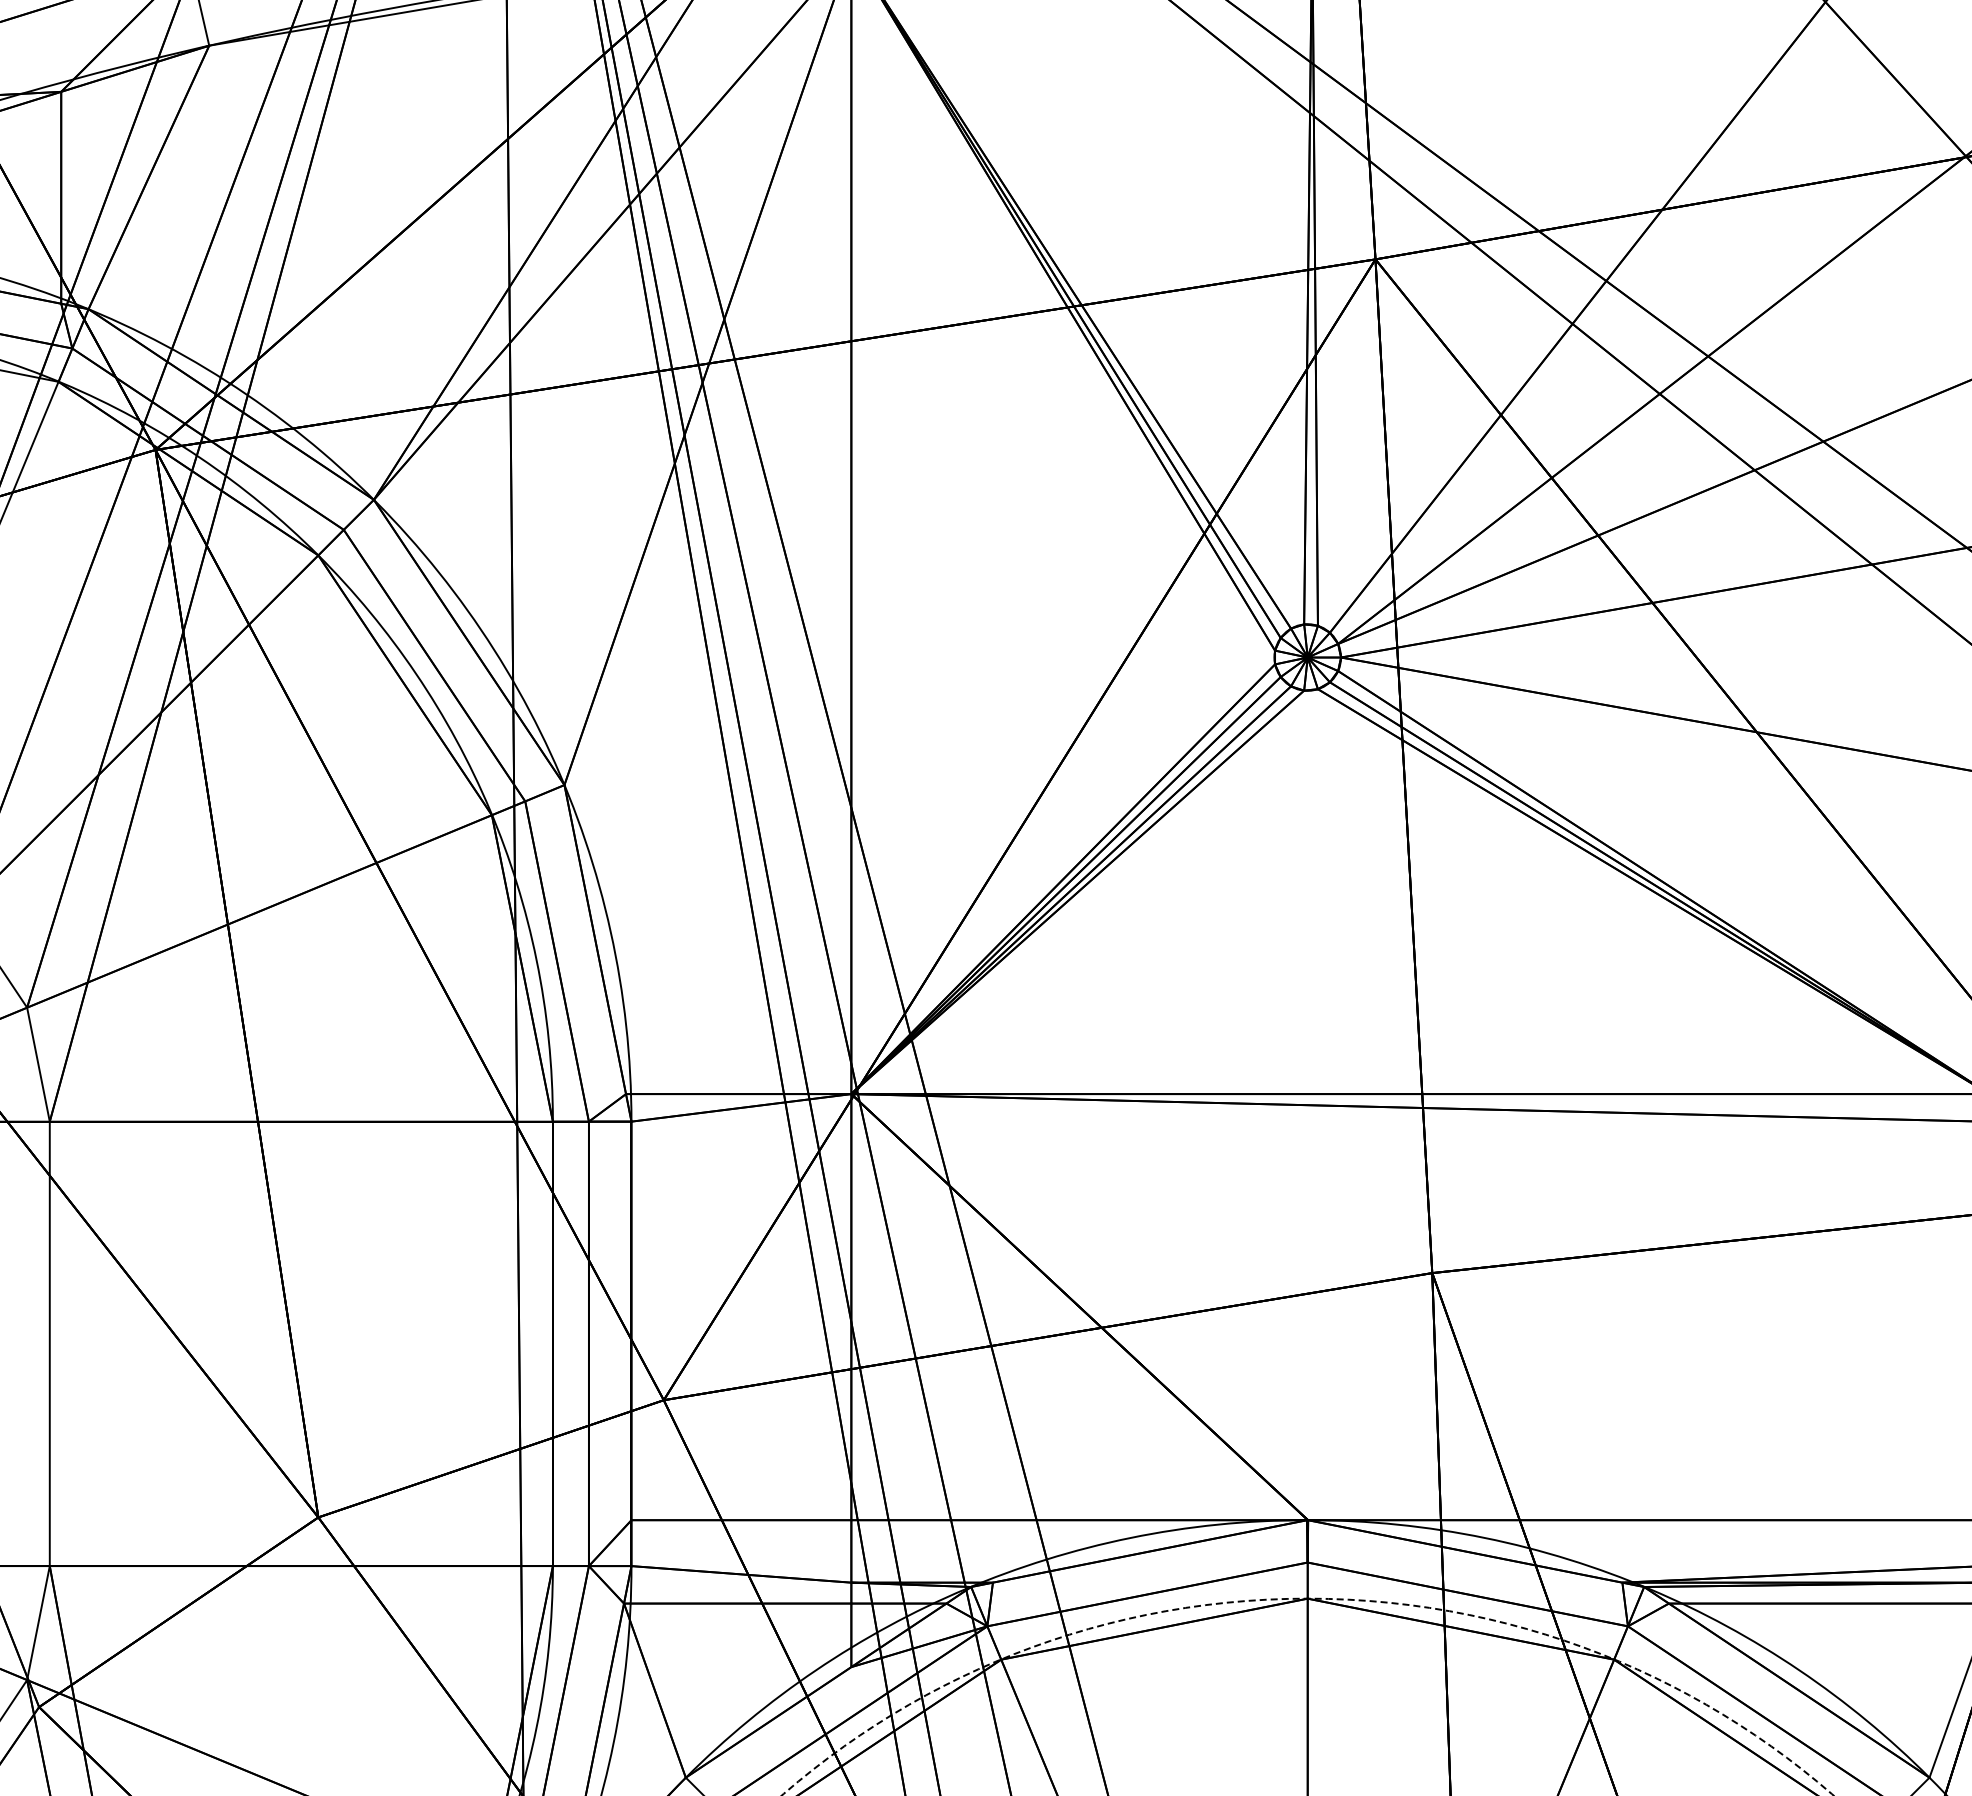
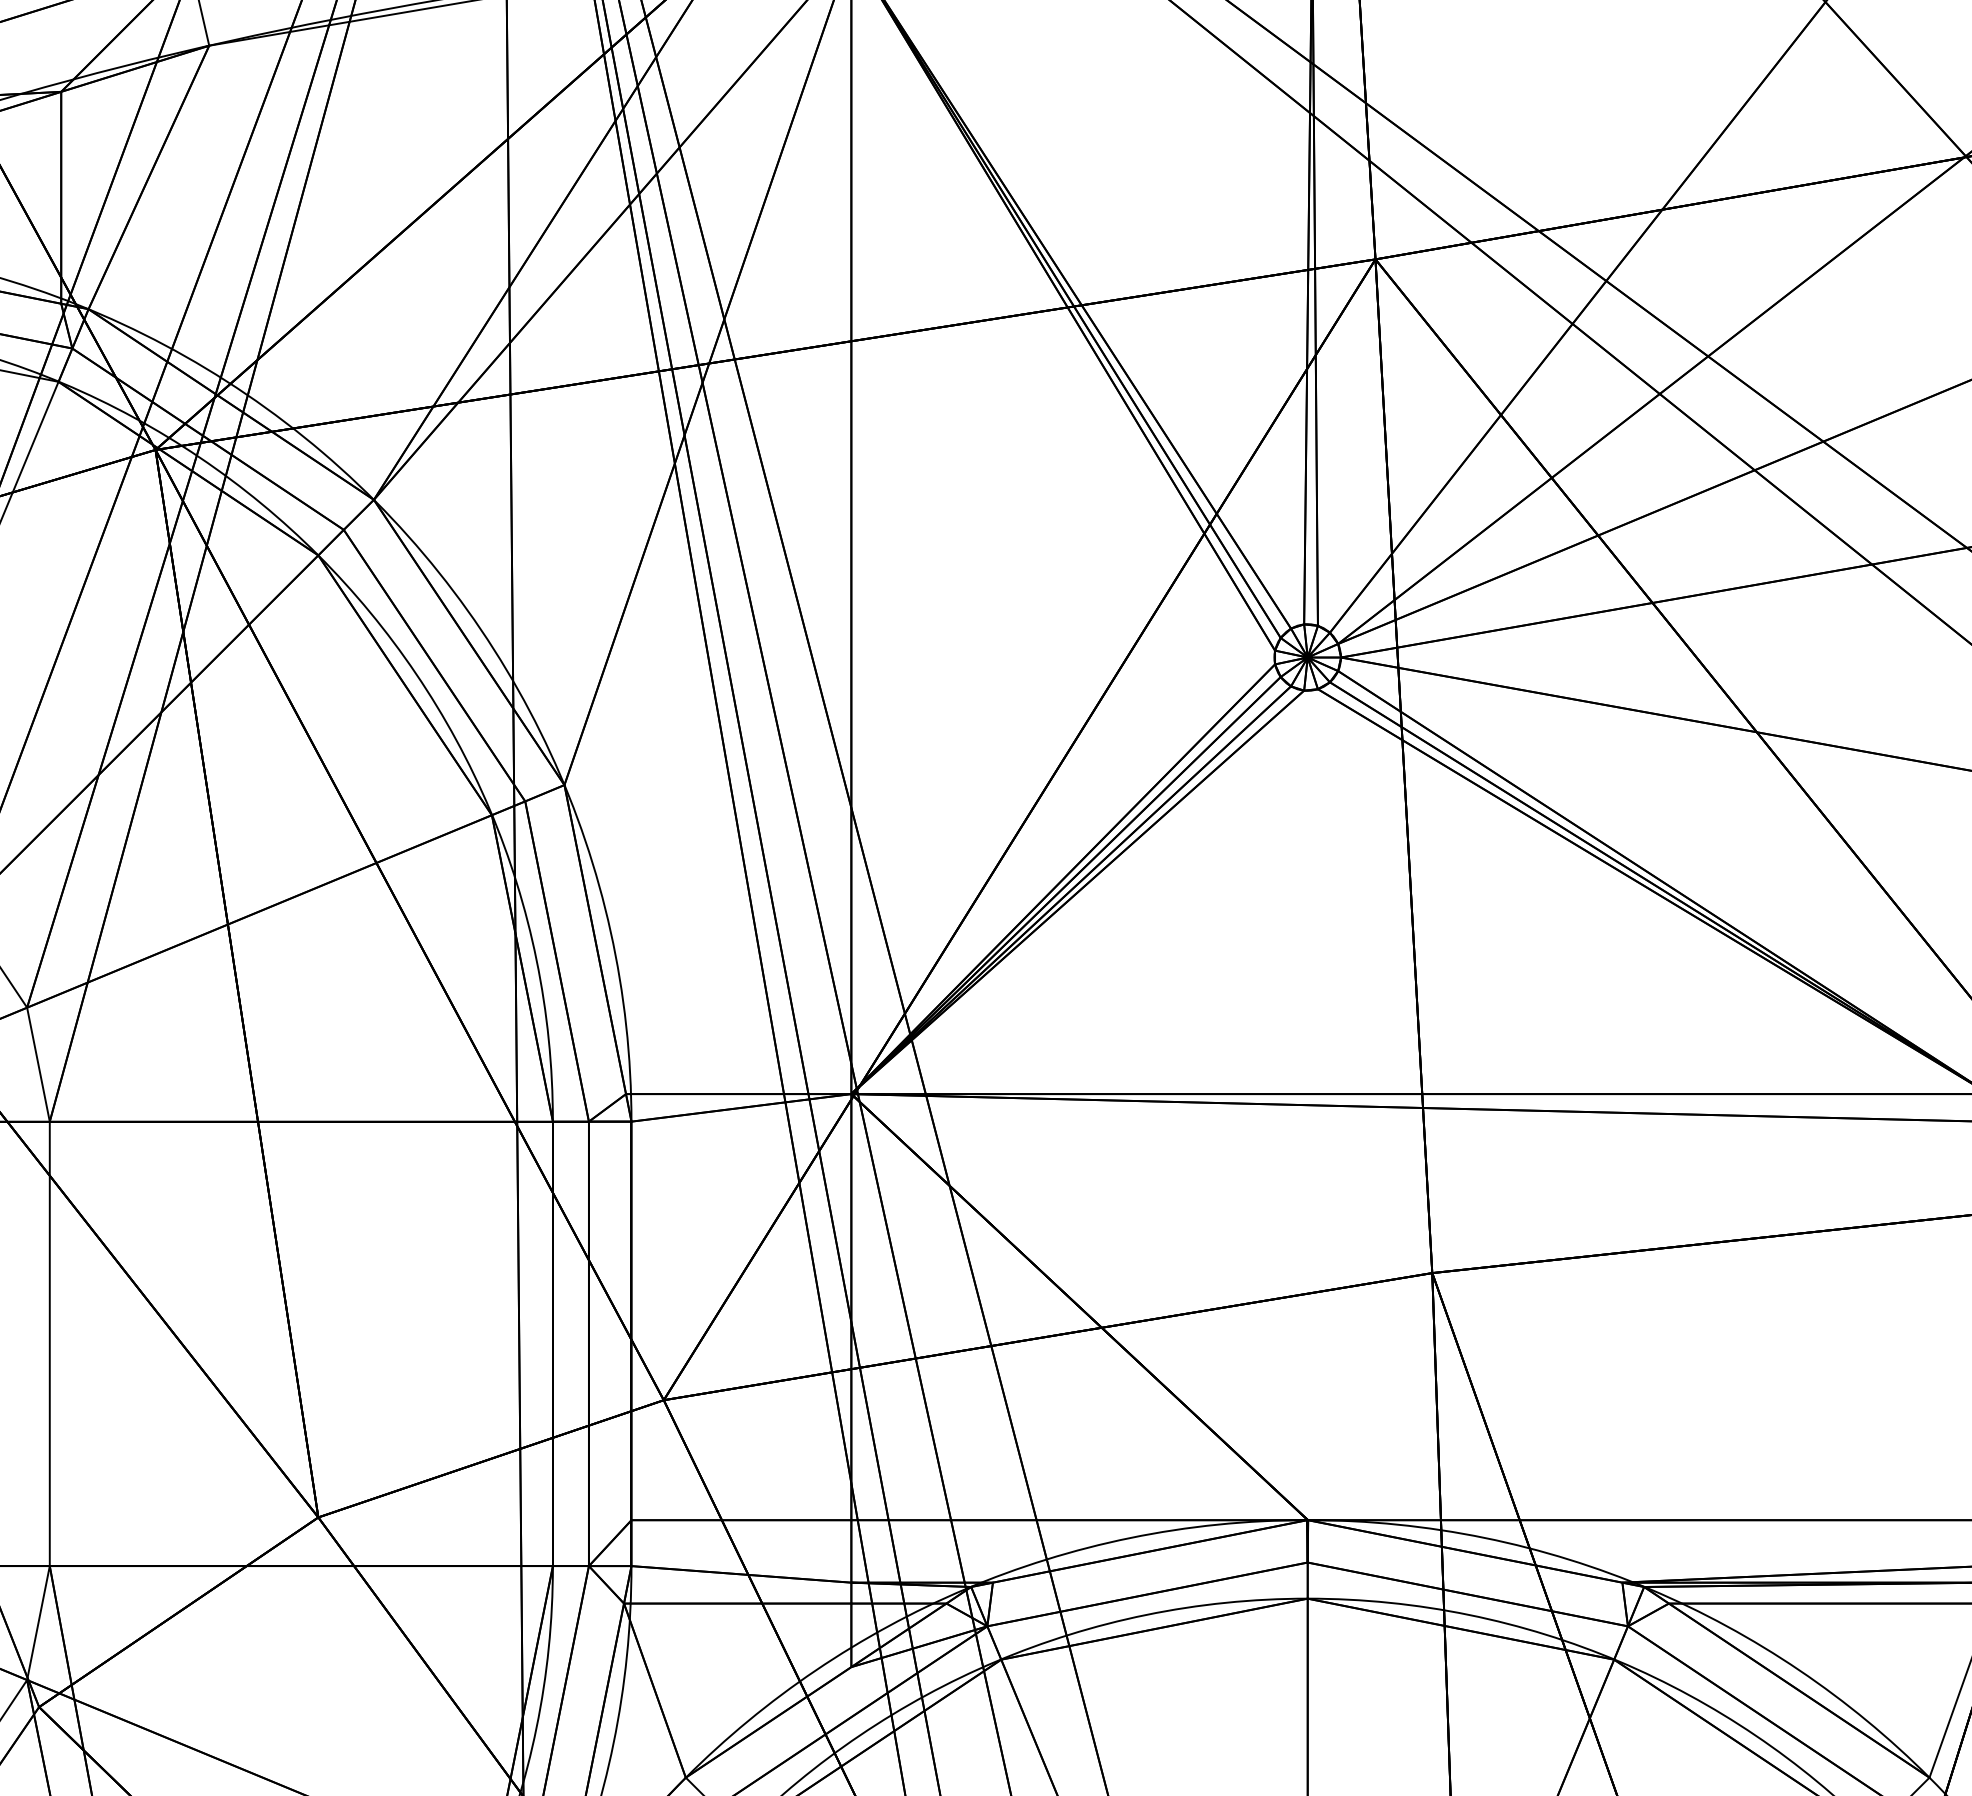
arc: dashed -> solid (1307, 1598)
